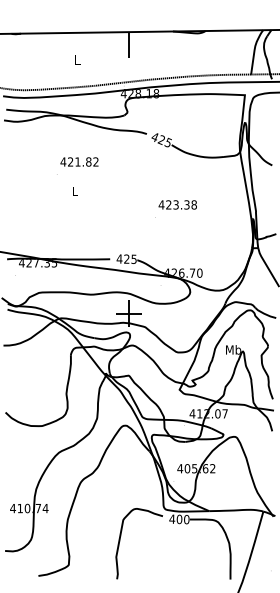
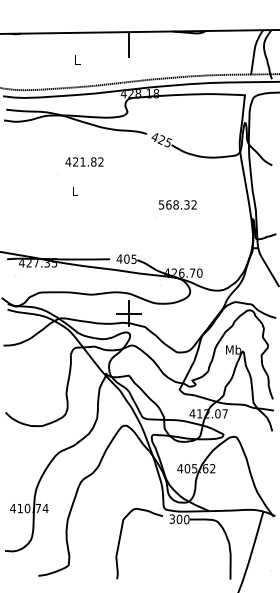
text position: (79, 161) -> (84, 161) (84, 161)
text: 423.38 -> 568.32 (177, 204)
text: 425 -> 405 (126, 258)
text: 400 -> 300 (172, 518)
